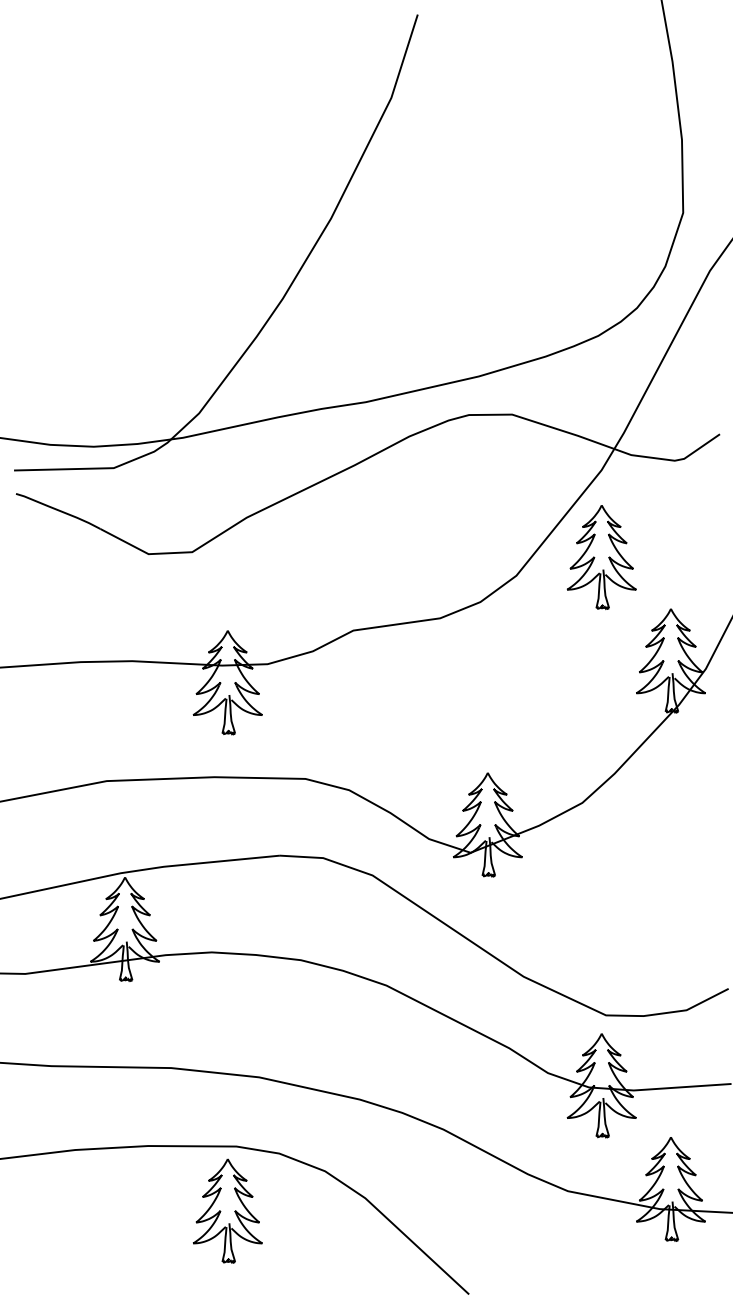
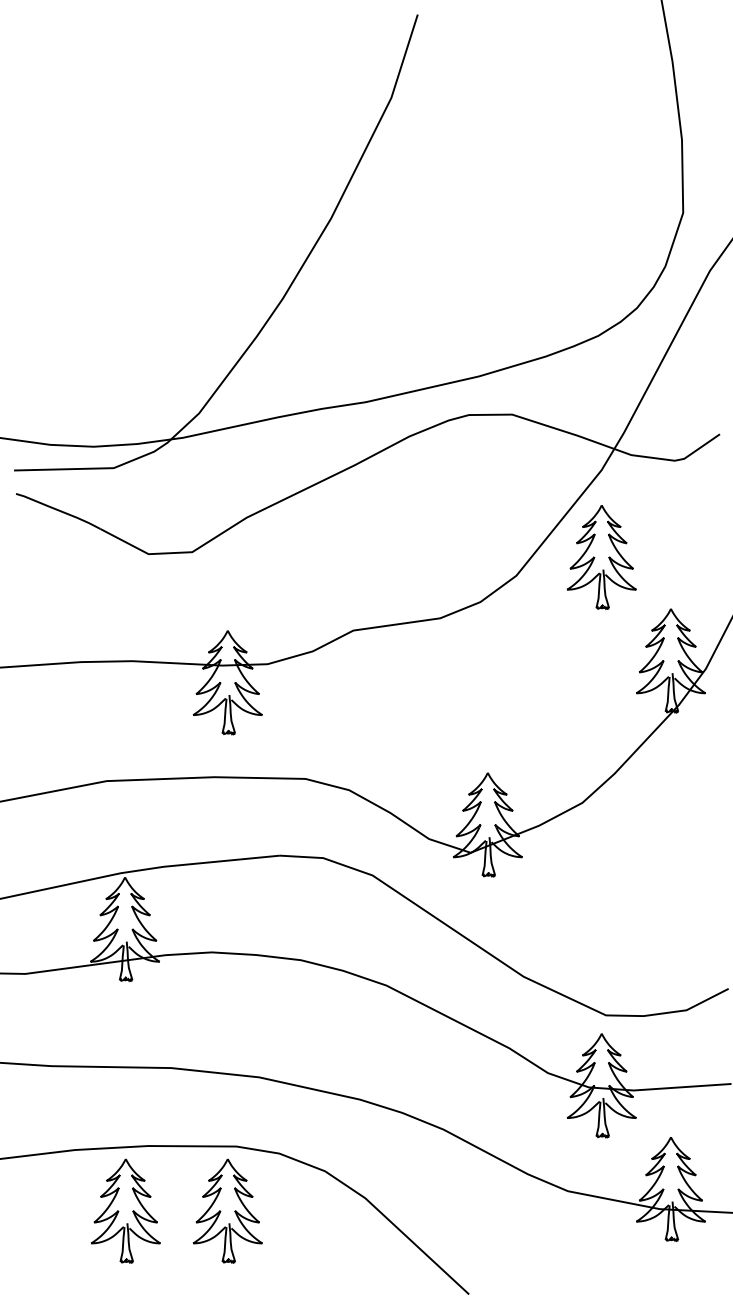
part: none -> present (125, 1210)
